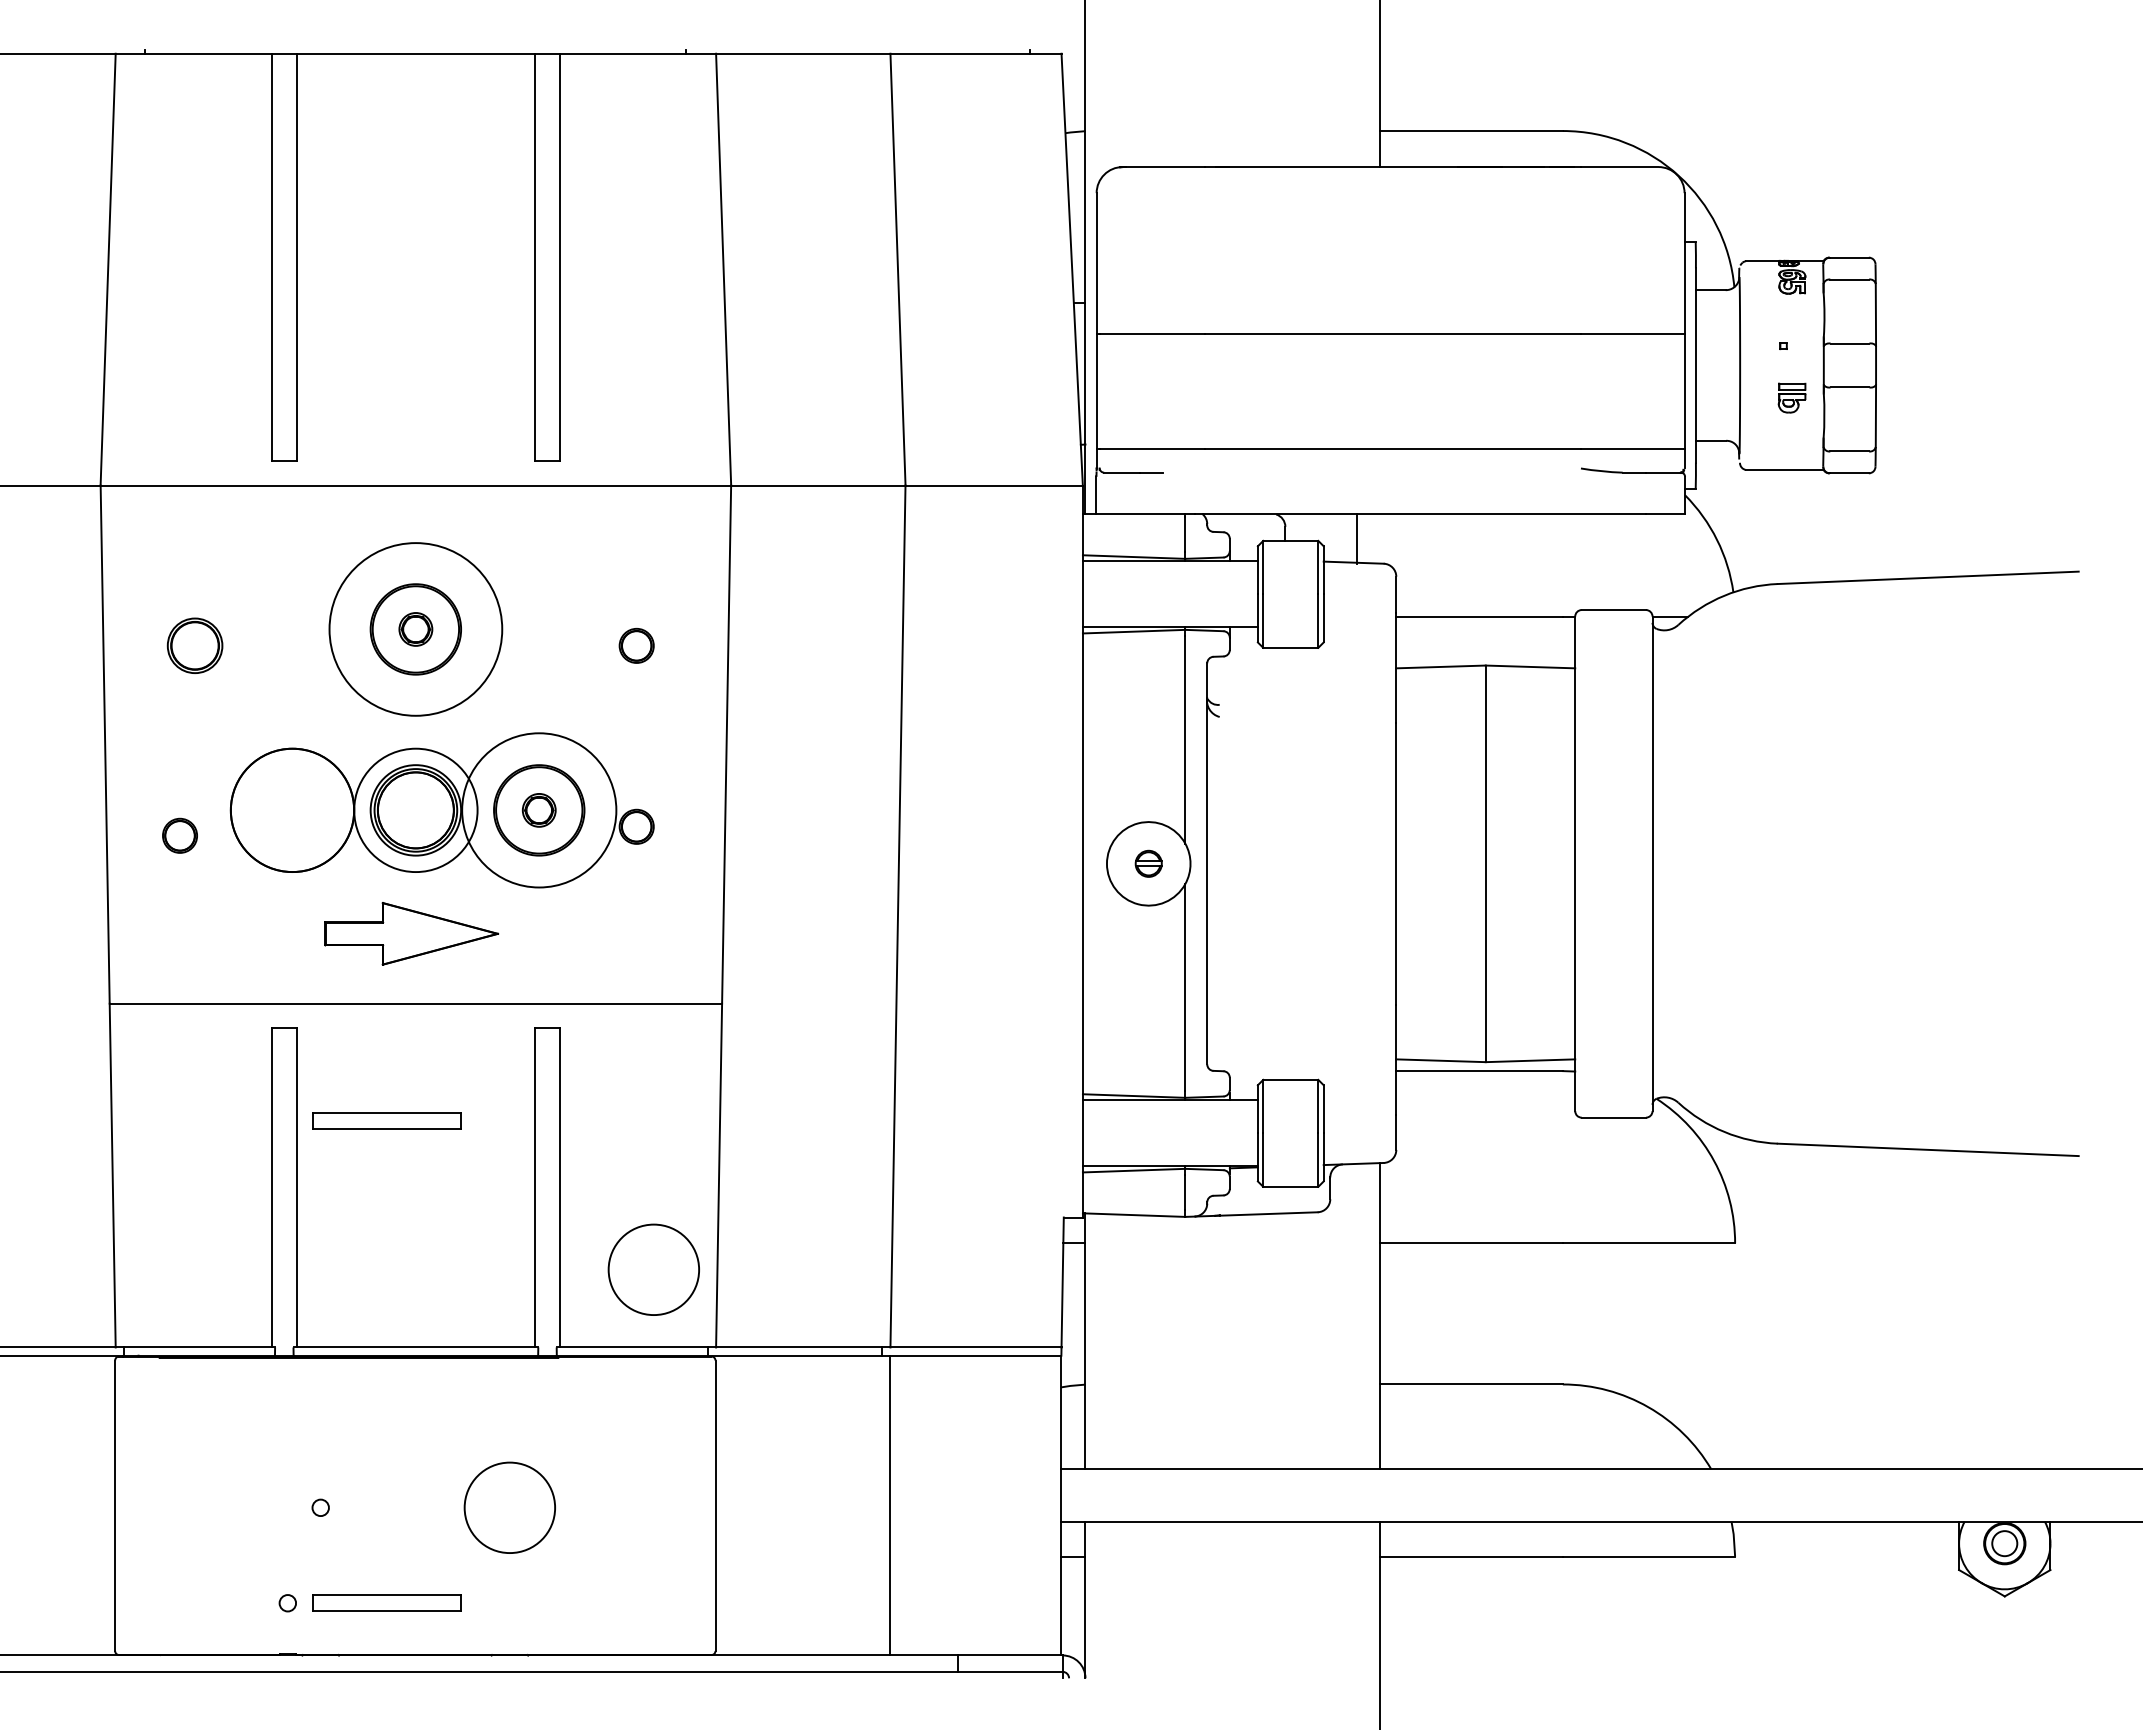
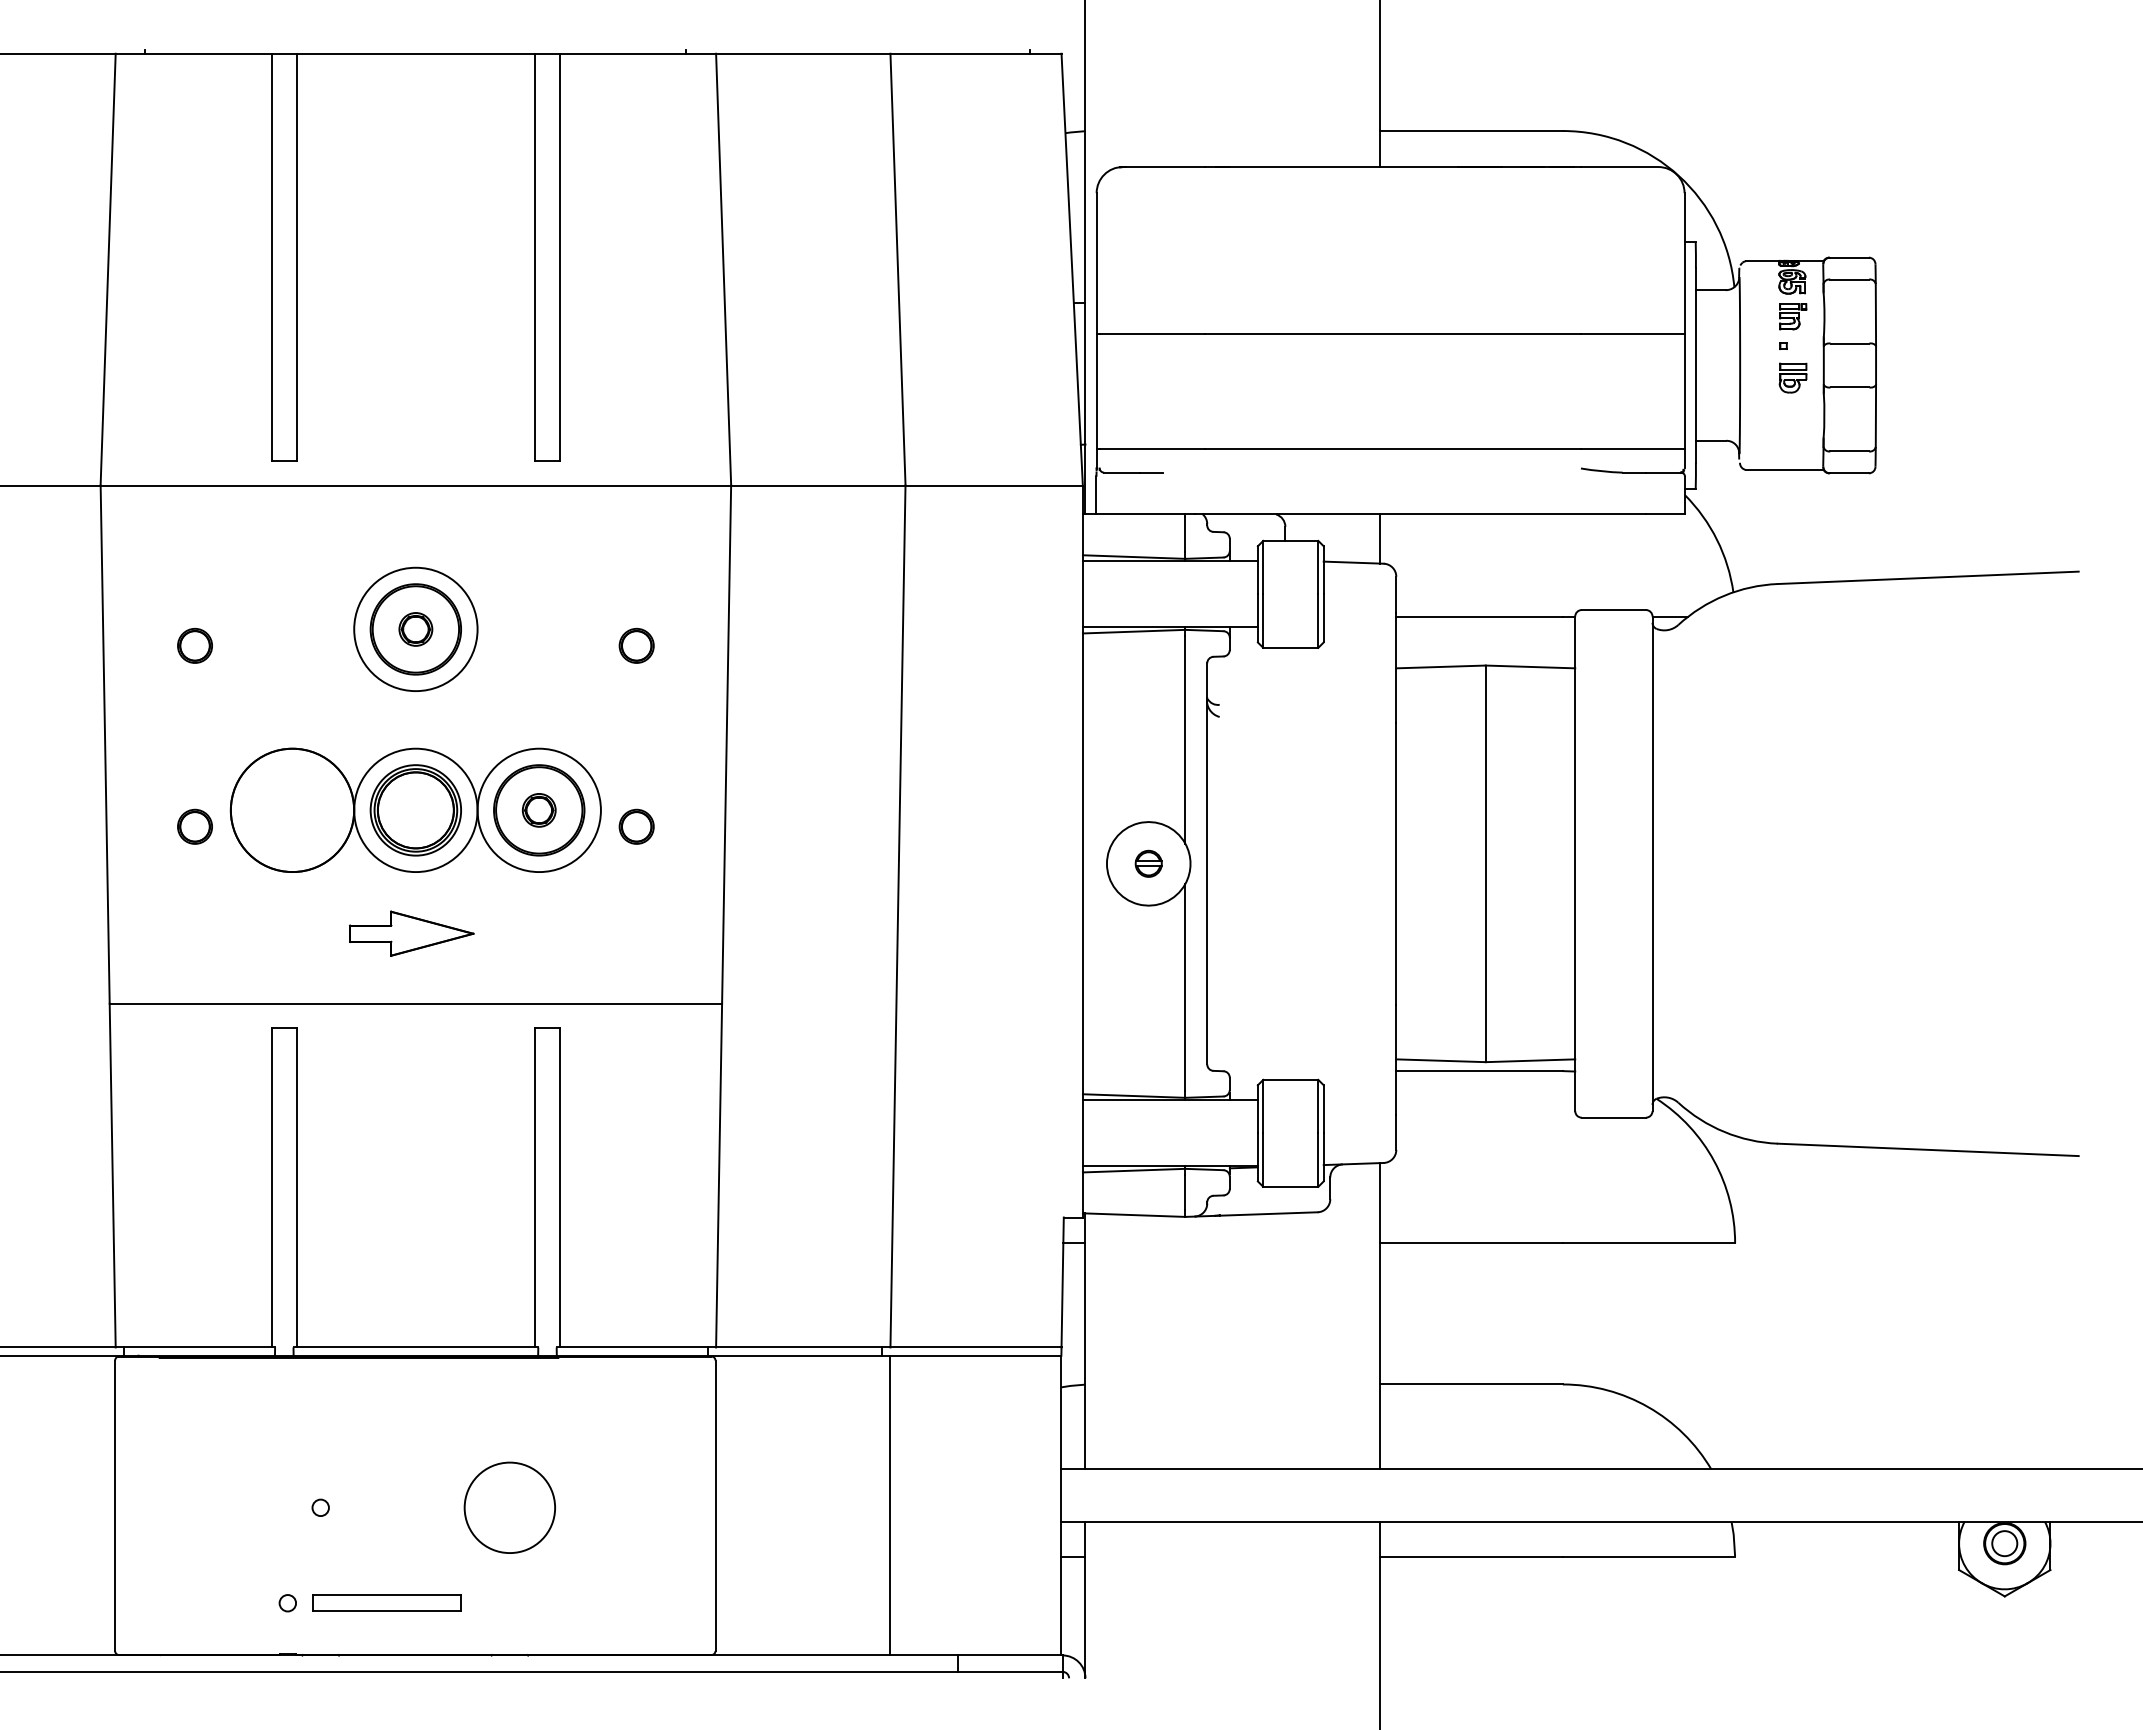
part: none -> present (1793, 316)
part position: (1791, 397) -> (1792, 377) (1792, 377)
line position: (1357, 538) -> (1380, 538) (1380, 538)
circle diameter: 173 px -> 123 px (415, 629)
part size: 58x57 px -> 36x36 px (194, 645)
circle diameter: 154 px -> 123 px (538, 810)
part position: (179, 835) -> (194, 826) (194, 826)
part size: 176x64 px -> 126x47 px (411, 933)
part: present -> none (386, 1120)
circle: present -> none (653, 1269)
